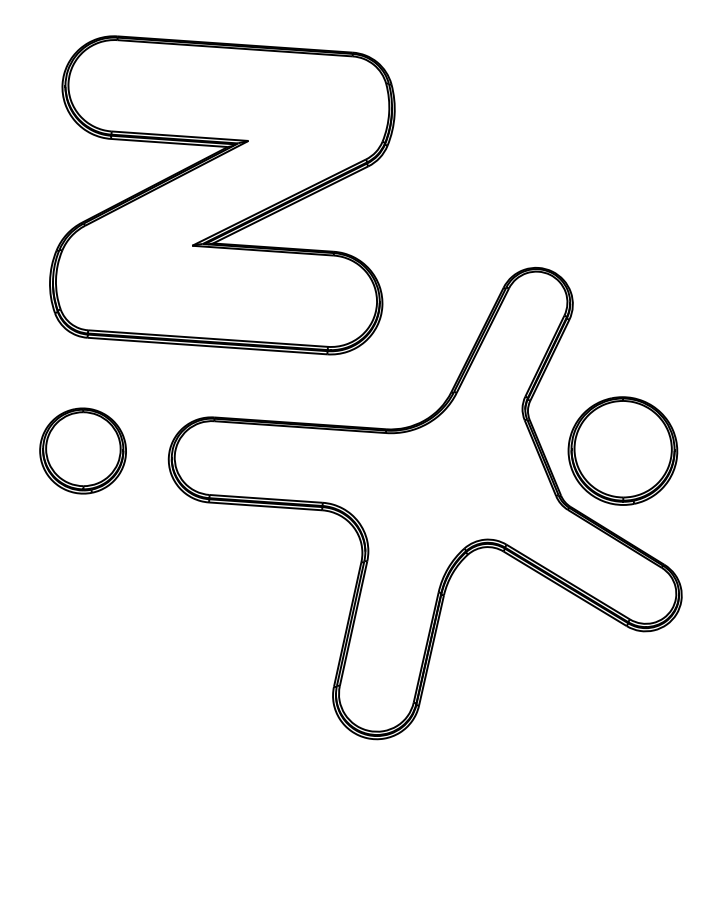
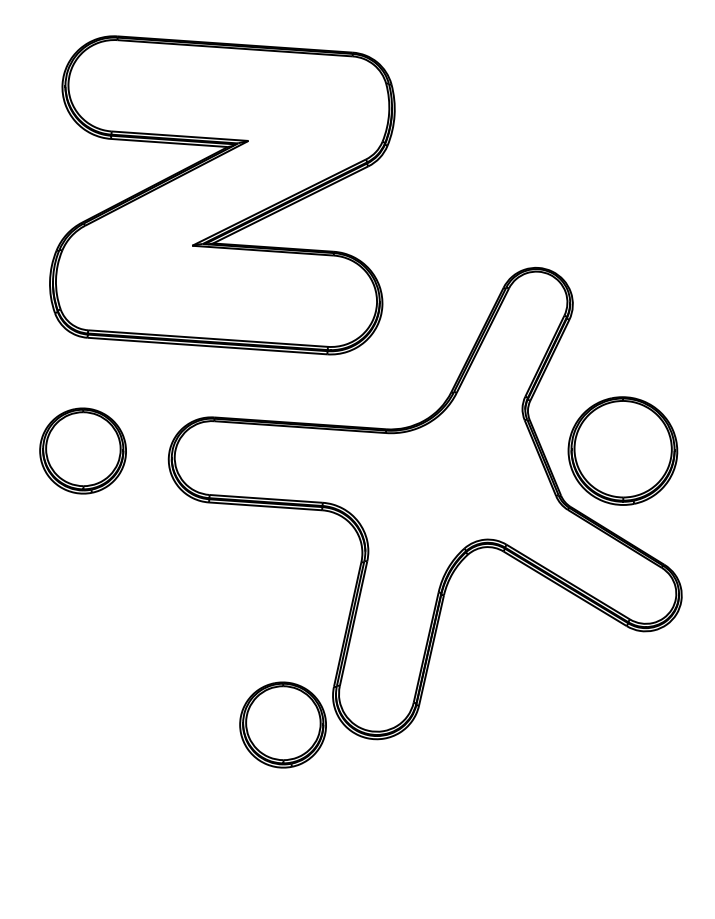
part: none -> present (282, 724)
